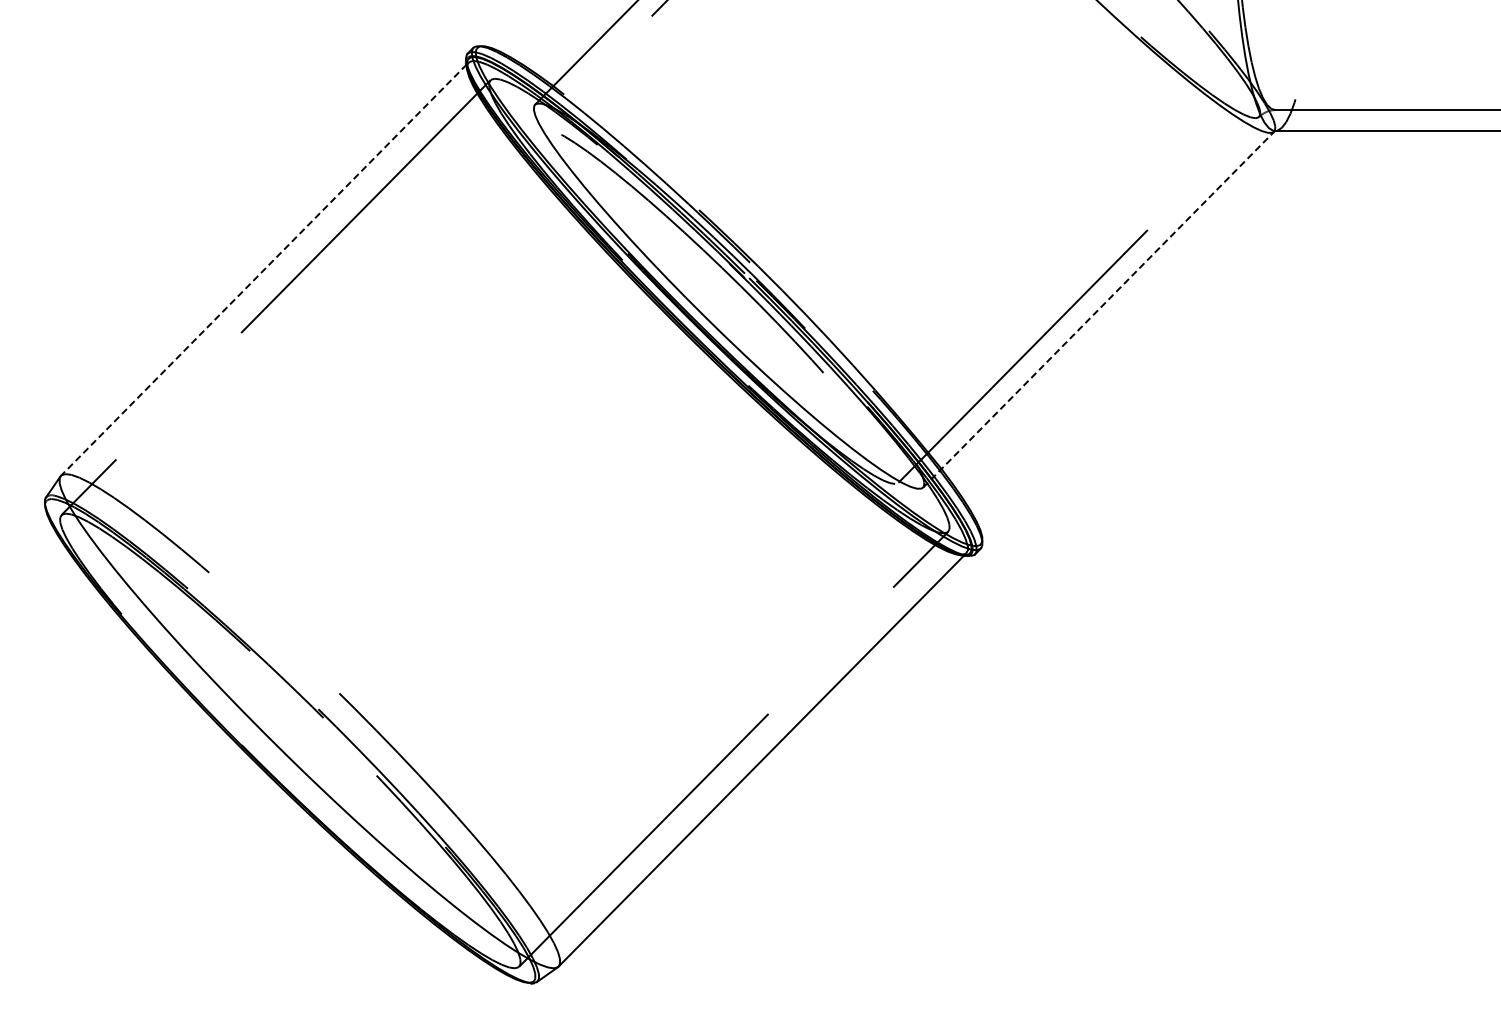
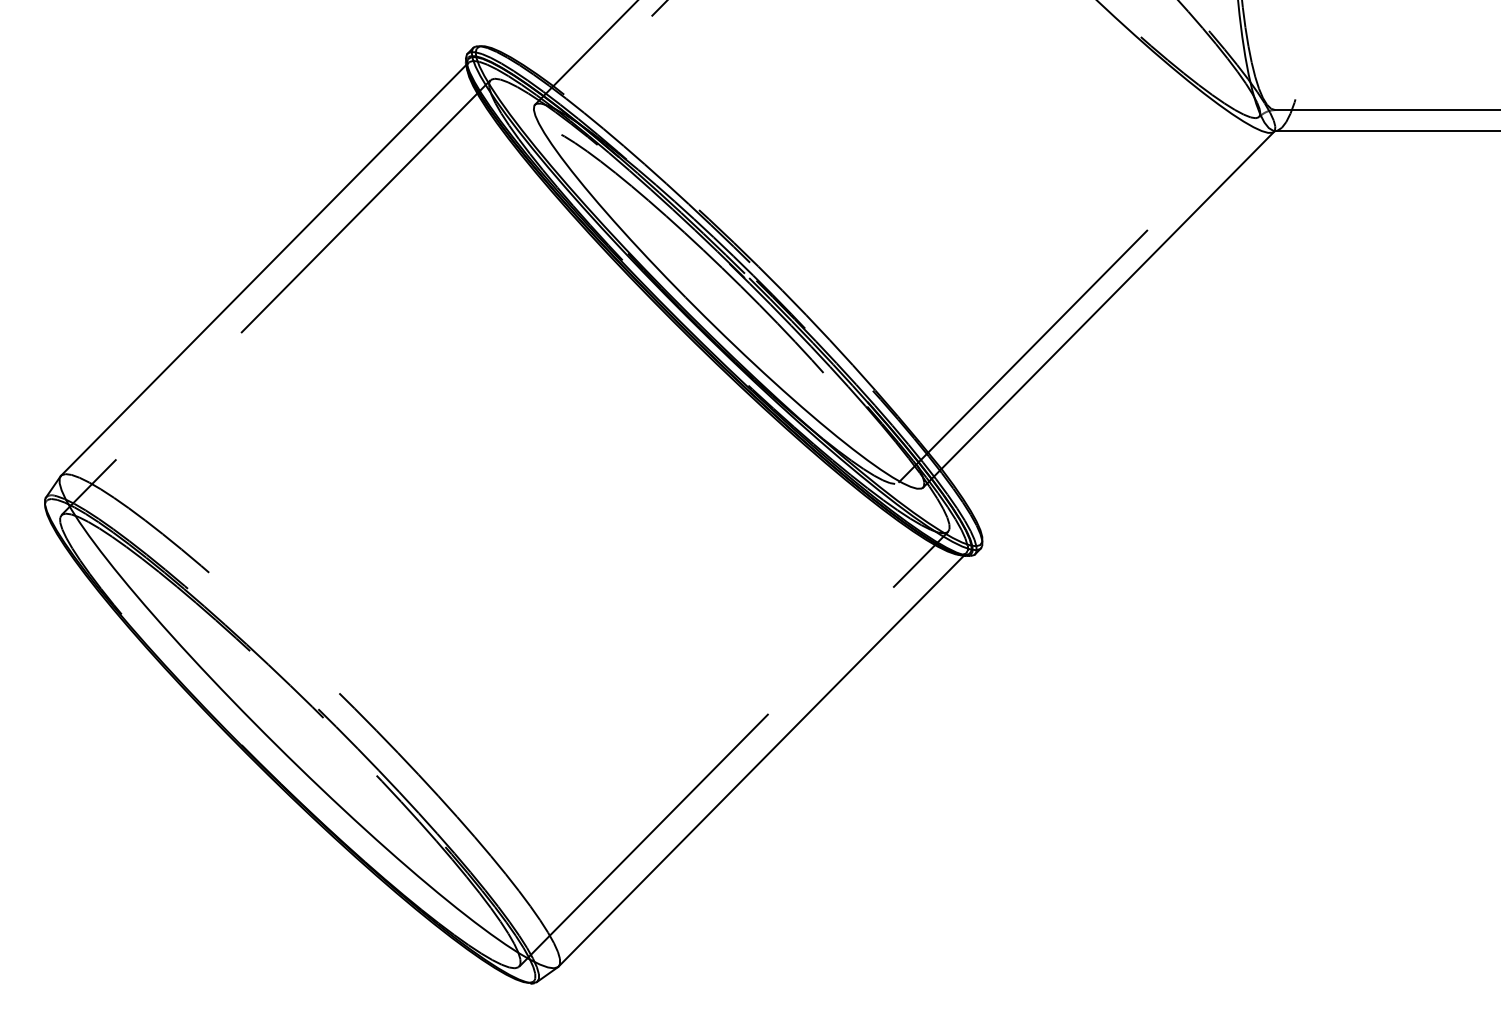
line: dashed -> solid (263, 270)
line: dashed -> solid (1098, 309)
